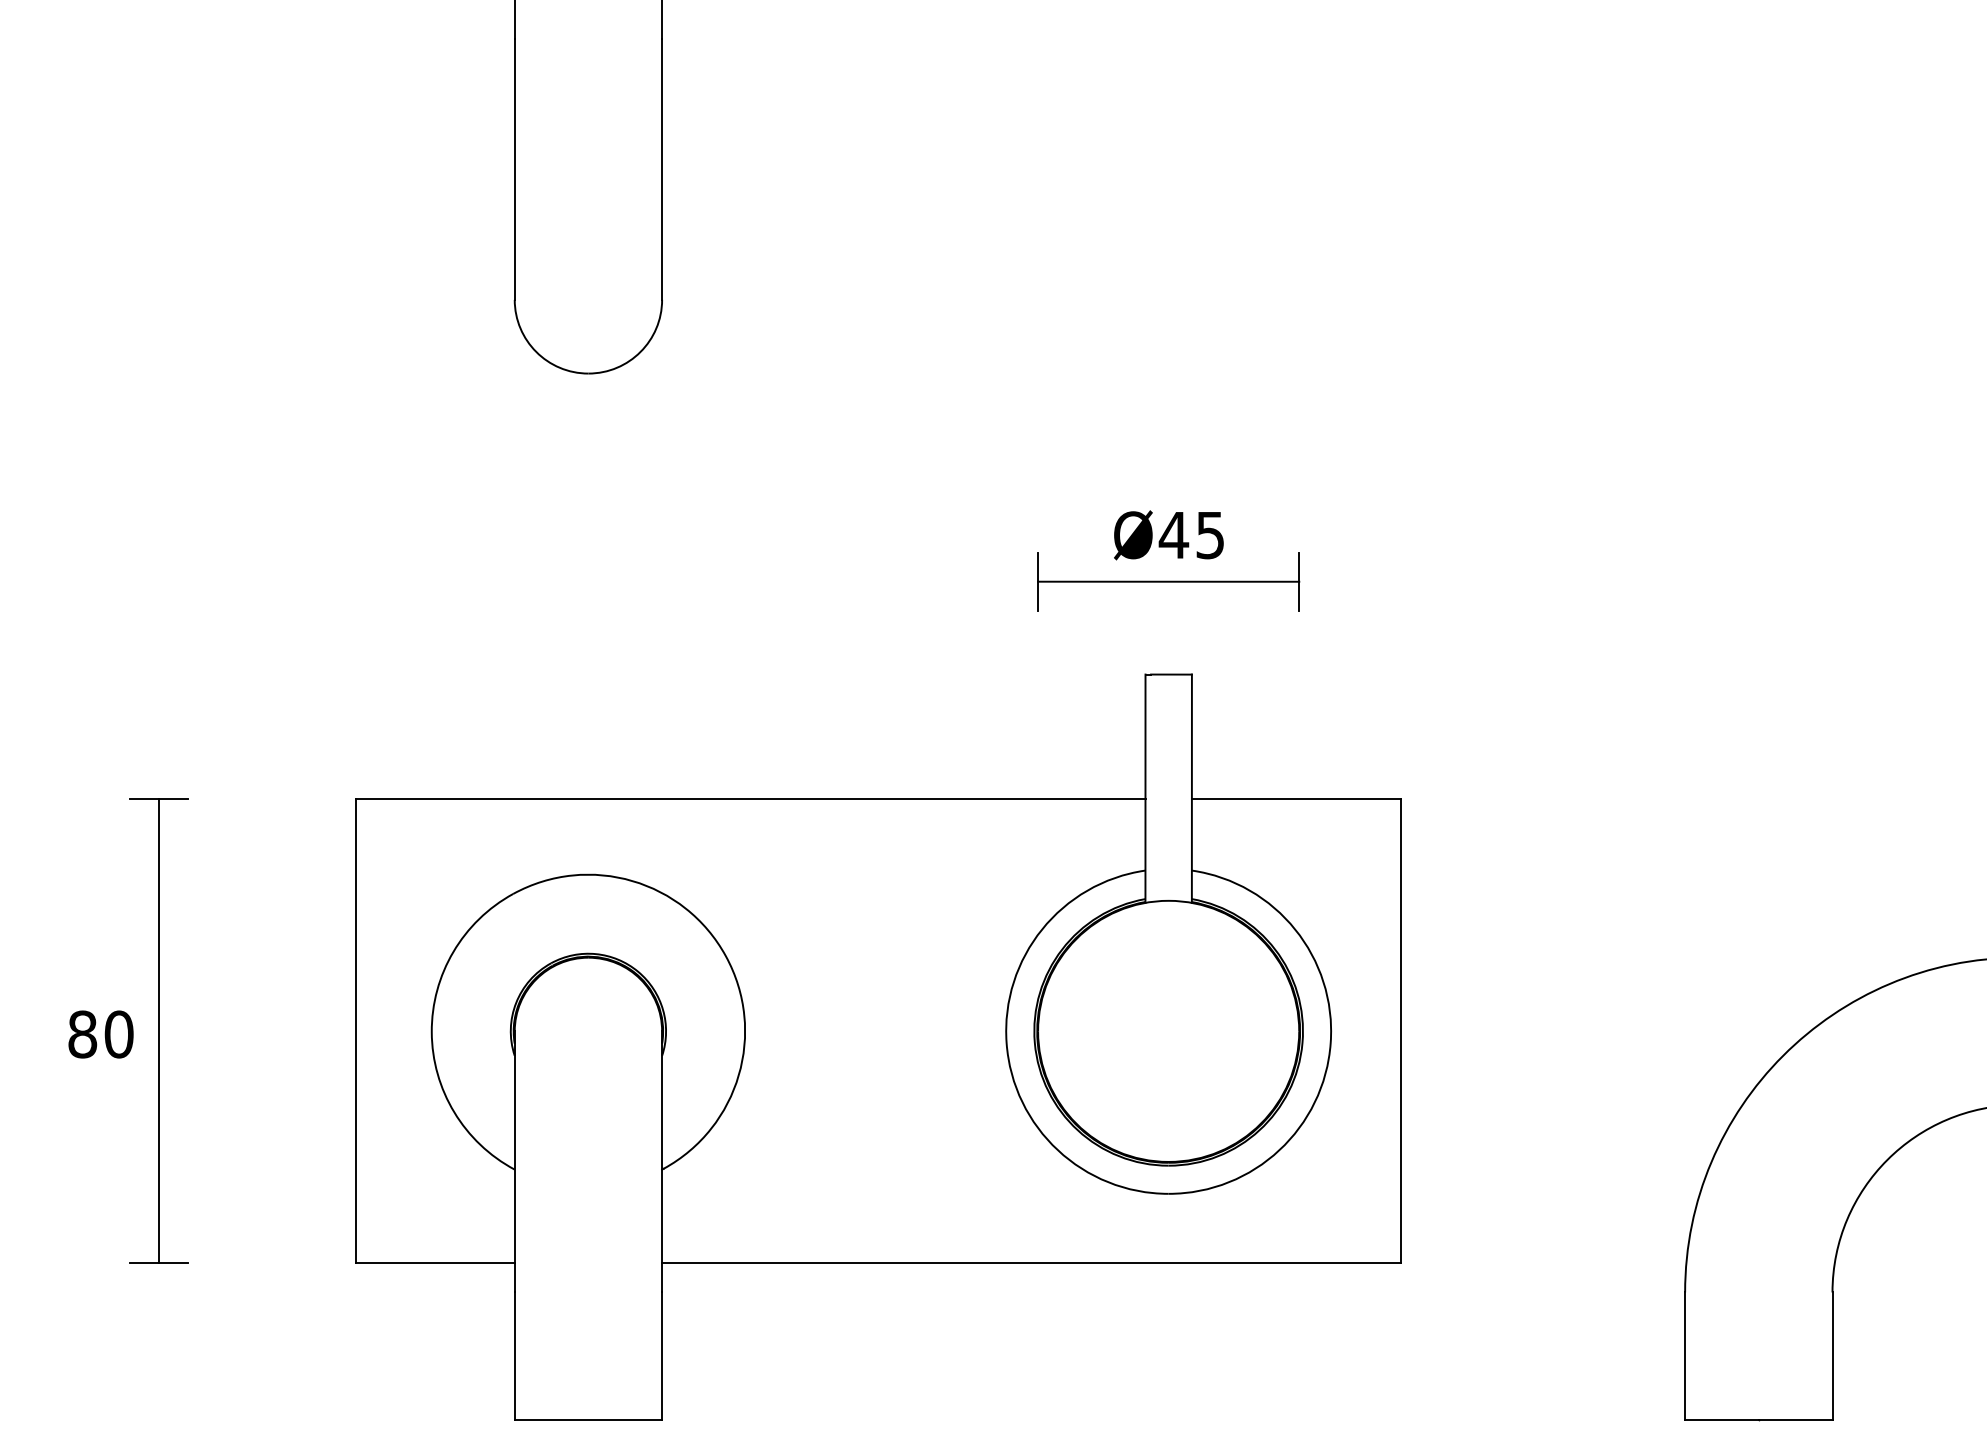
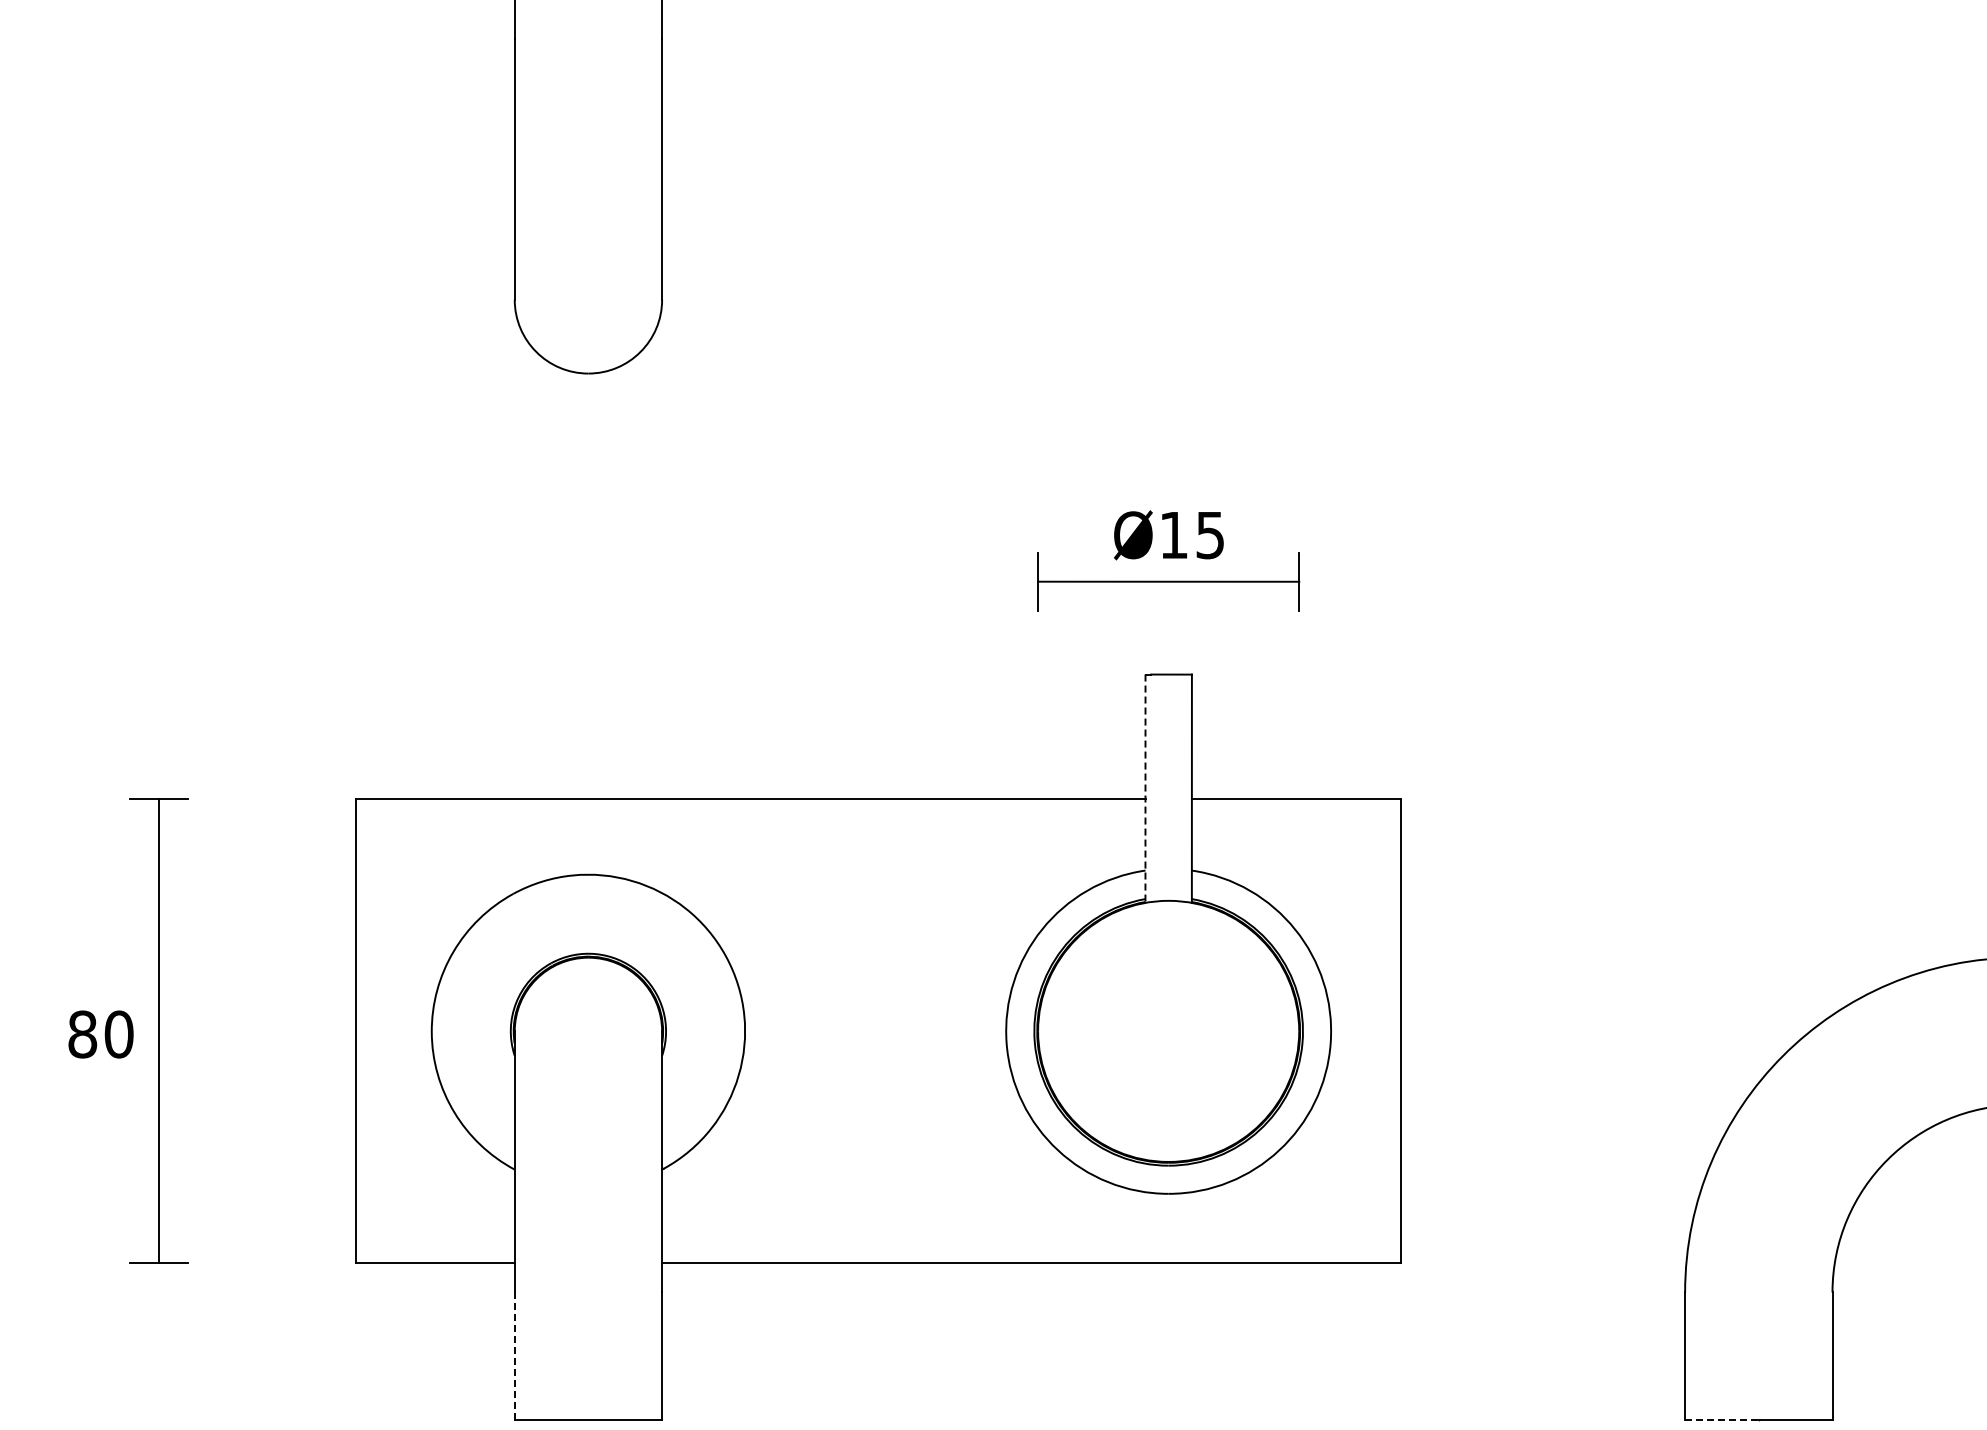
text: Ø45 -> Ø15 (1173, 535)
line: solid -> dashed (1145, 789)
line: solid -> dashed (514, 1356)
line: solid -> dashed (1721, 1420)
